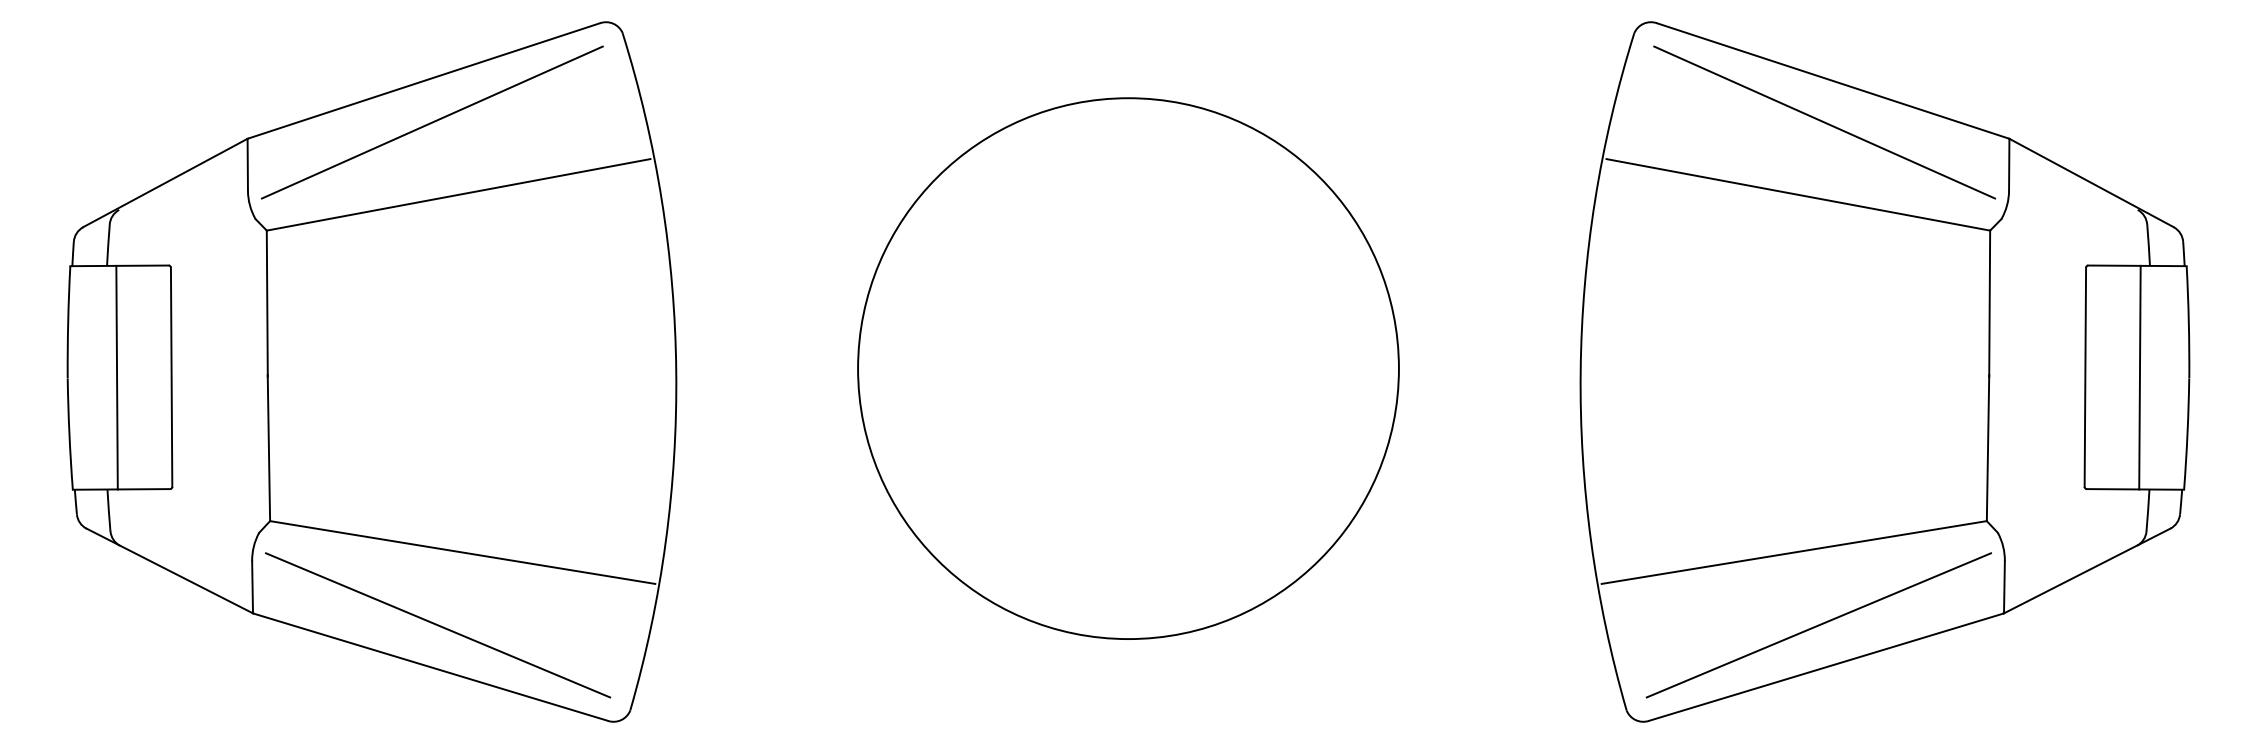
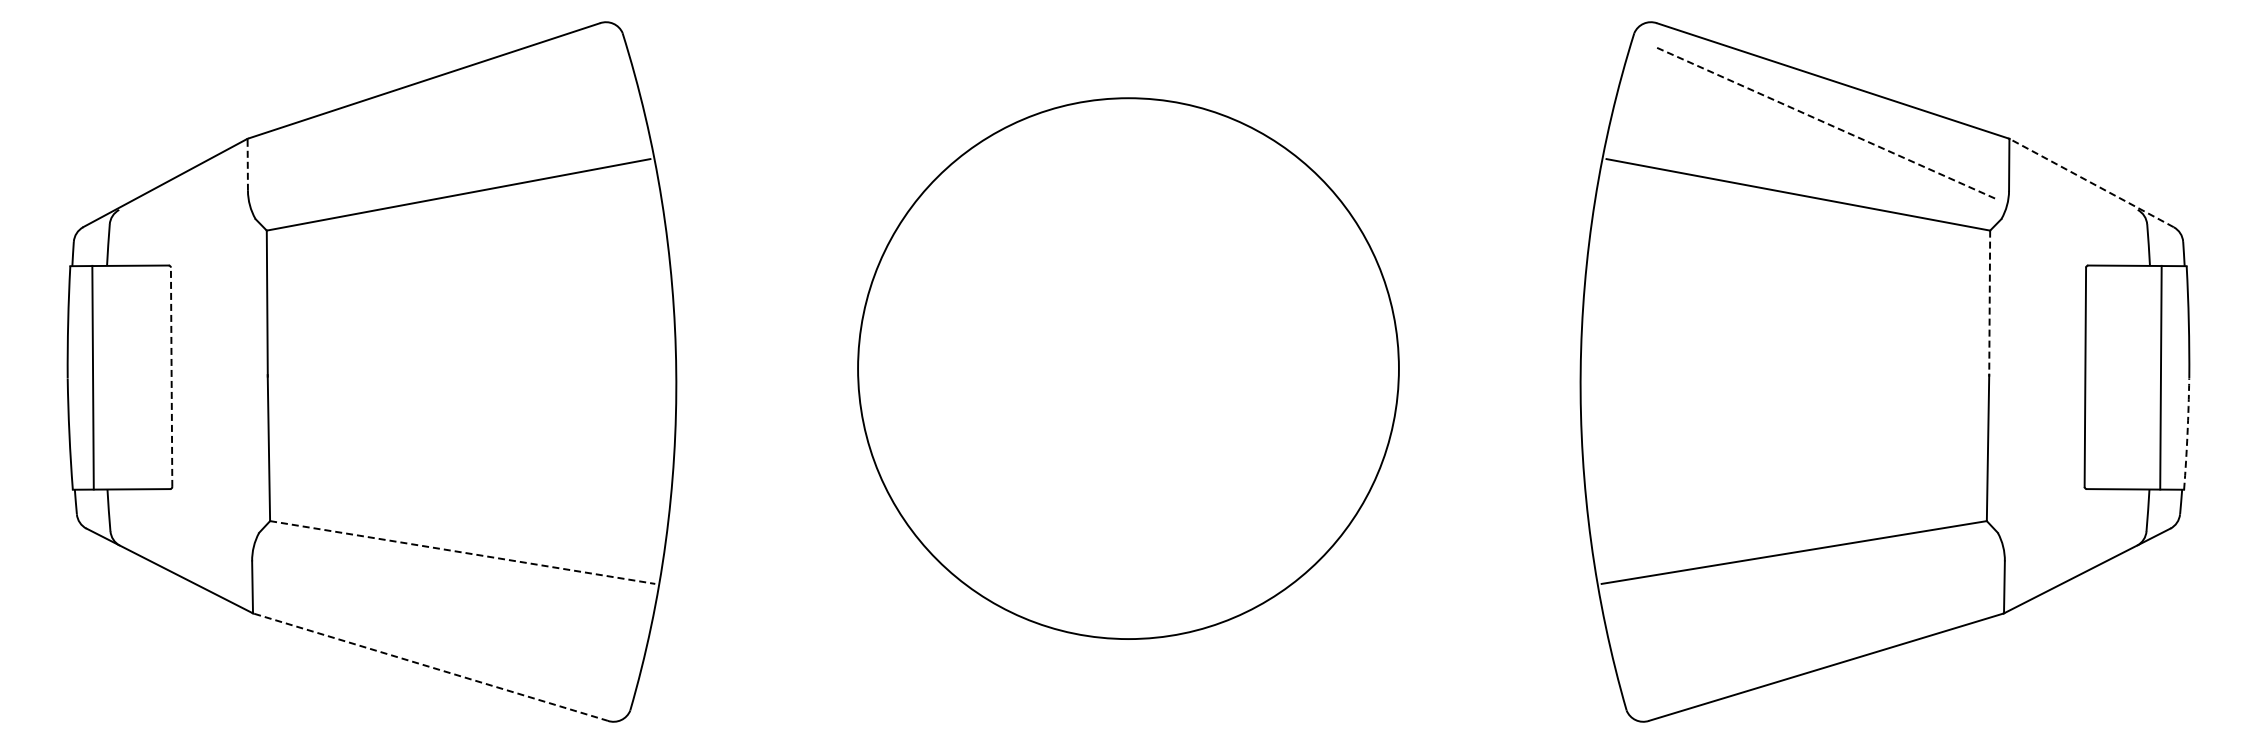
line: present -> none (431, 122)
line: solid -> dashed (1824, 122)
line: solid -> dashed (247, 164)
line: solid -> dashed (2092, 183)
line: solid -> dashed (1989, 304)
line position: (116, 377) -> (92, 377) (92, 377)
line: solid -> dashed (171, 377)
line position: (2139, 377) -> (2160, 377) (2160, 377)
arc: solid -> dashed (2187, 434)
line: solid -> dashed (463, 552)
line: present -> none (438, 625)
line: present -> none (1818, 625)
line: solid -> dashed (431, 667)
